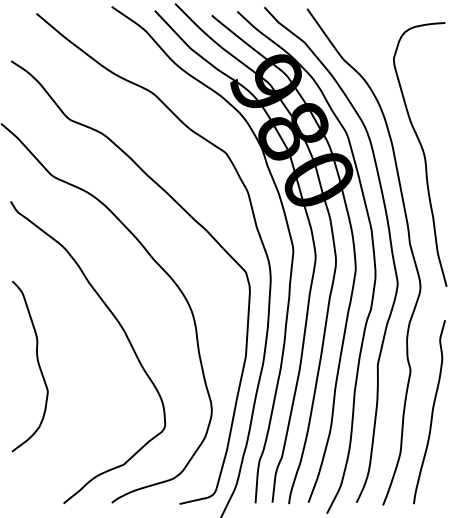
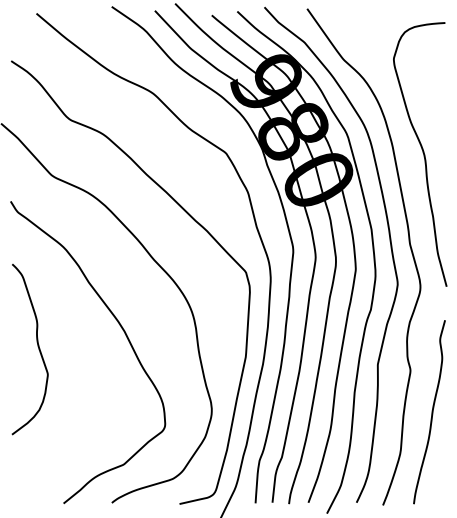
curve position: (37, 363) -> (37, 346) (37, 346)
